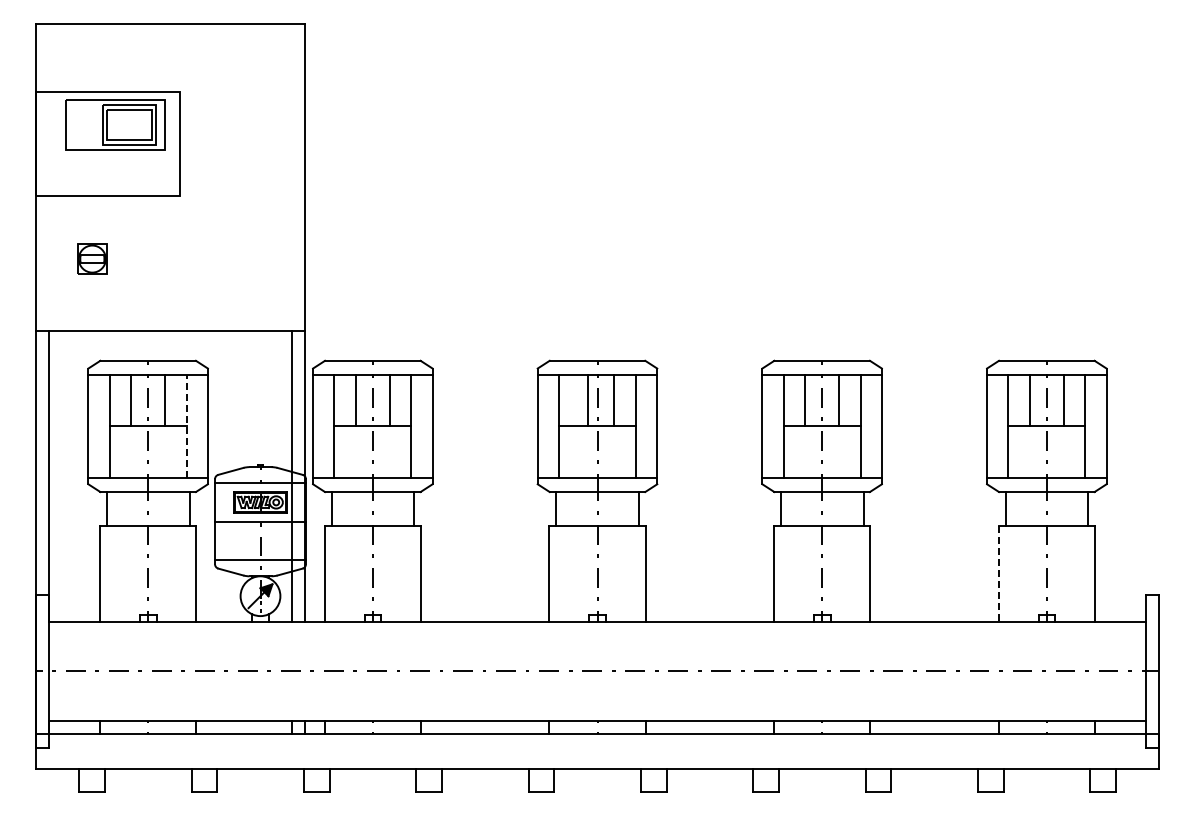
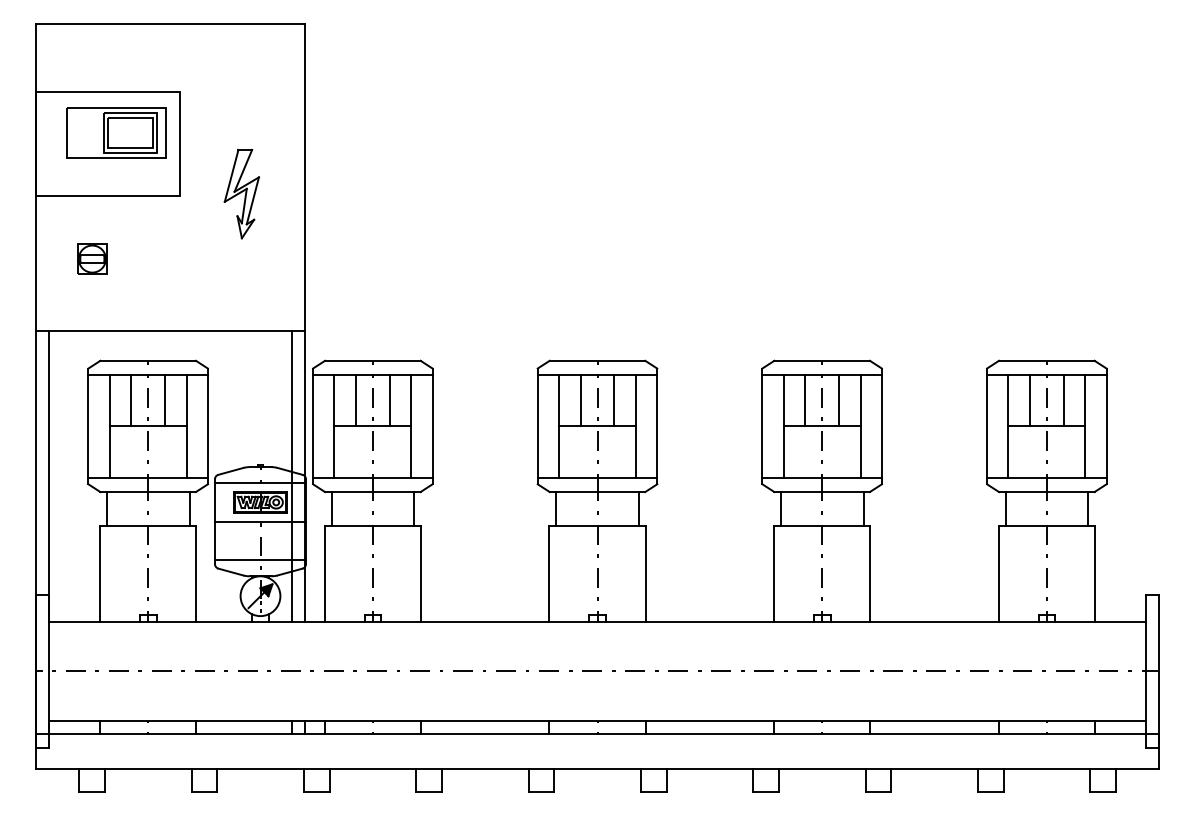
part position: (115, 124) -> (116, 132) (116, 132)
part: none -> present (241, 193)
line position: (587, 400) -> (580, 400) (580, 400)
line: dashed -> solid (186, 425)
line: dashed -> solid (998, 574)
